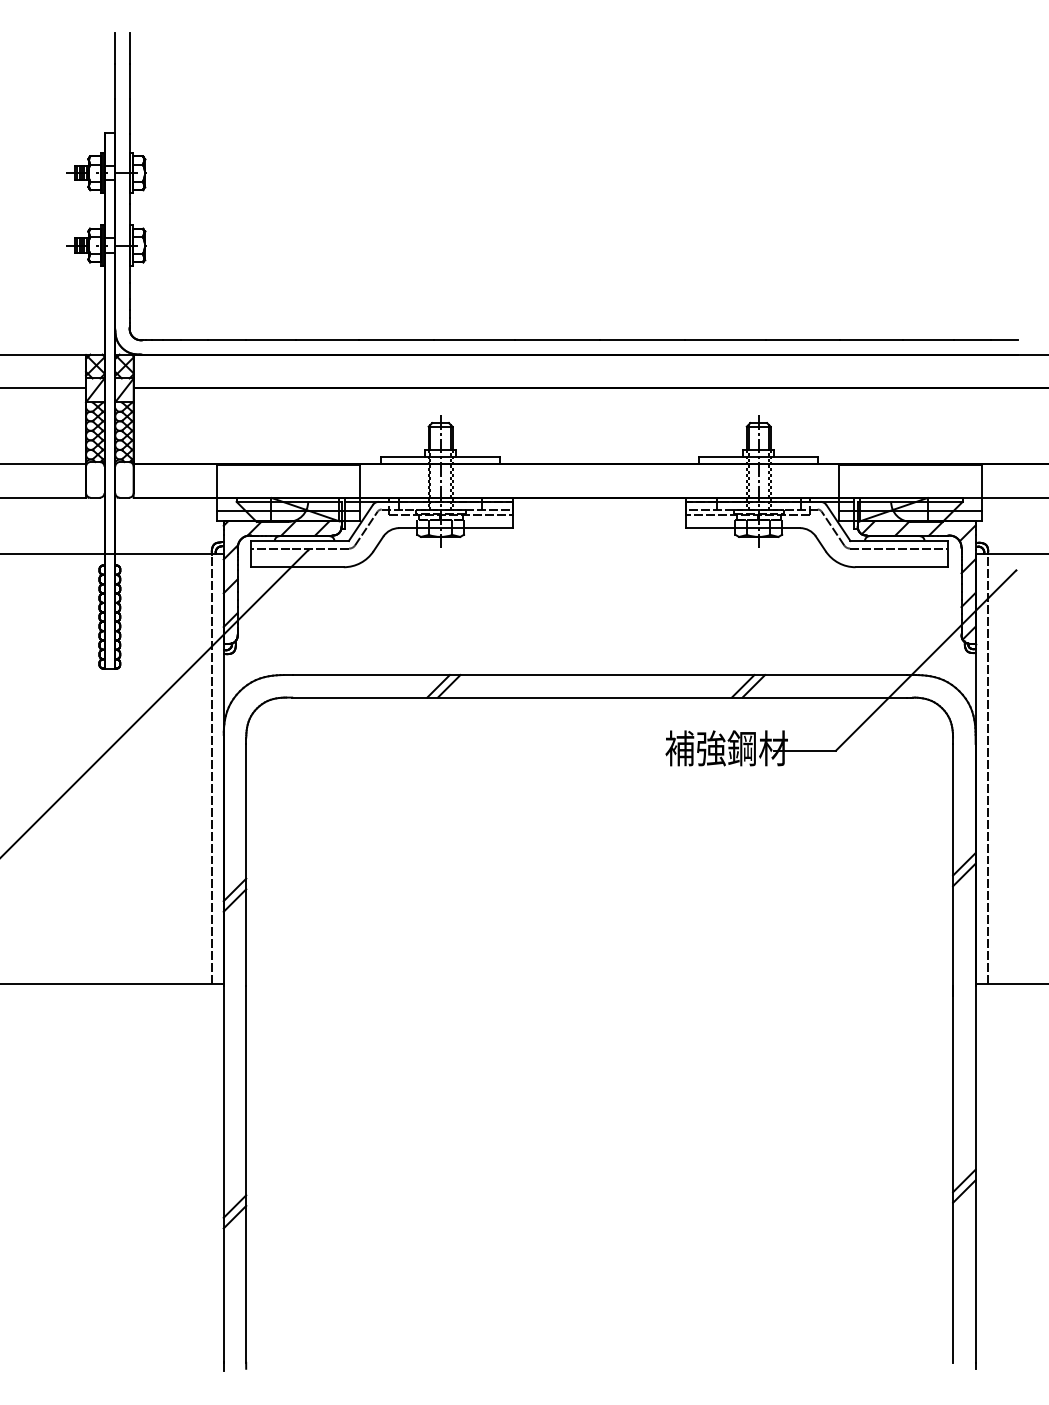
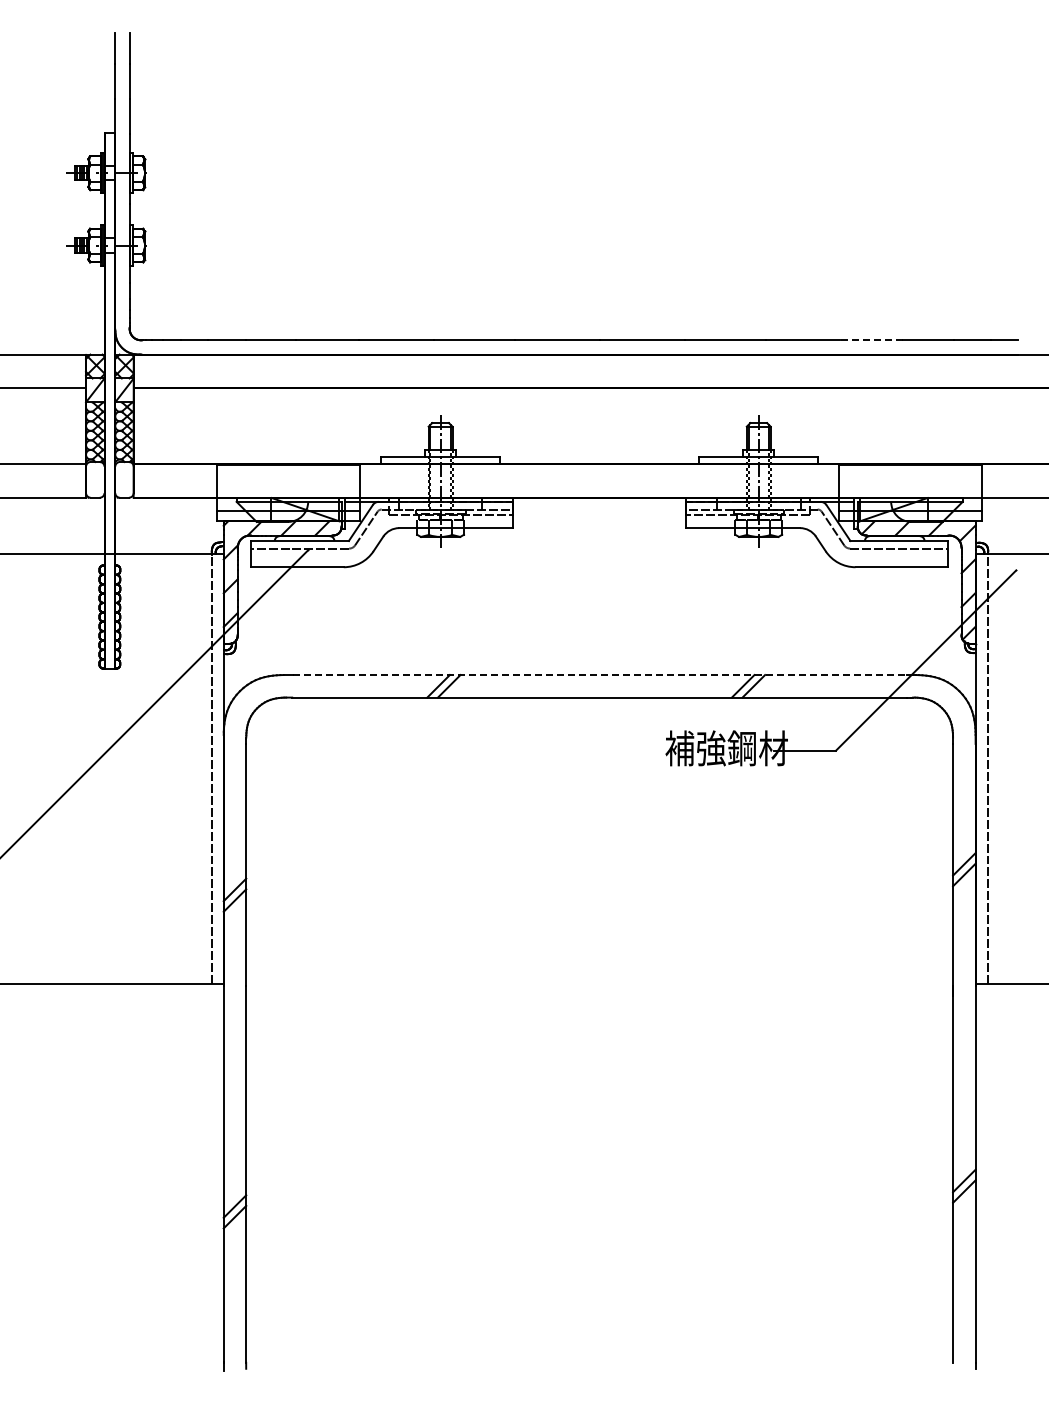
line: solid -> dashed (871, 340)
line: solid -> dashed (600, 675)
